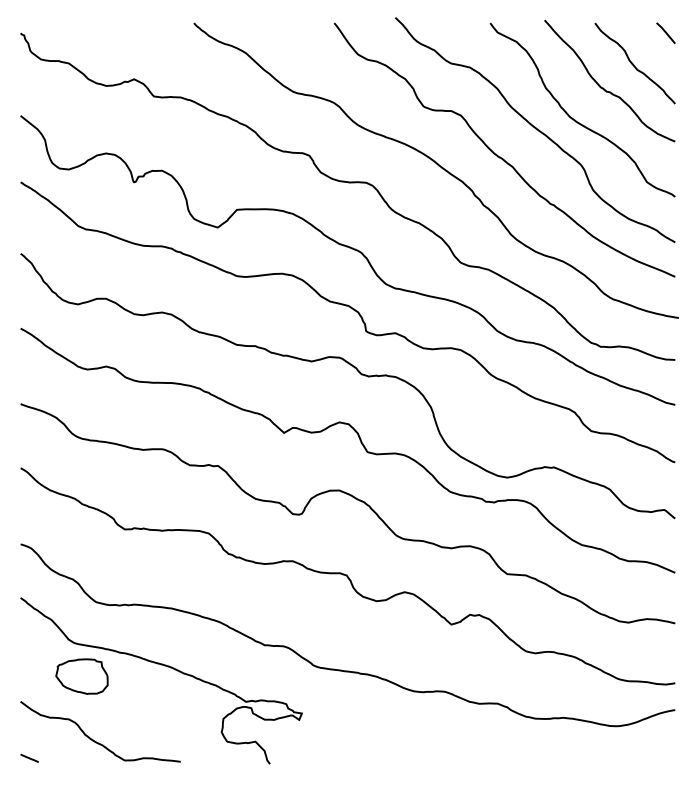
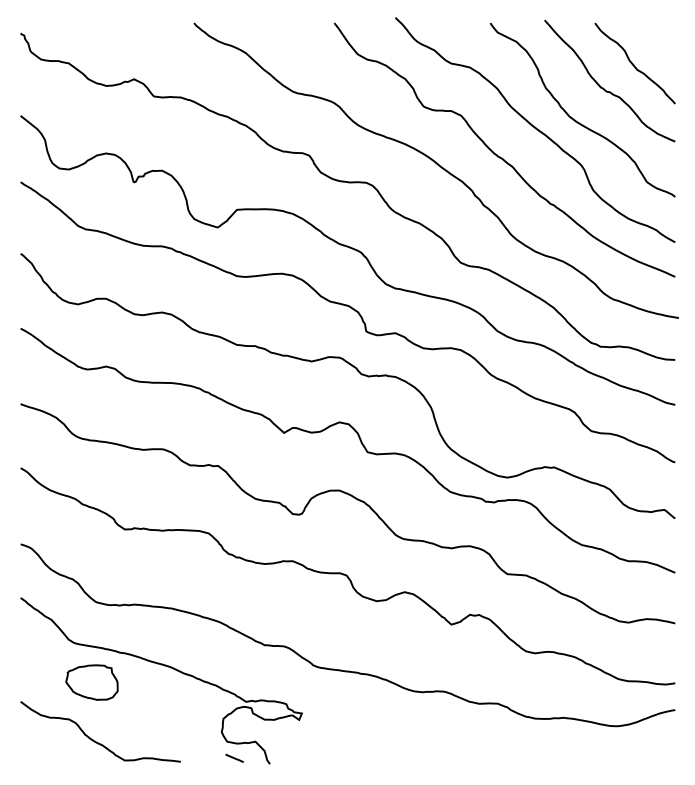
line: present -> none (665, 33)
part position: (81, 676) -> (91, 682) (91, 682)
line position: (29, 757) -> (234, 757) (234, 757)
